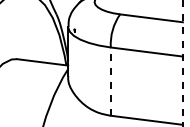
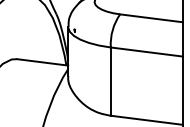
line: dashed -> solid (182, 63)
line: dashed -> solid (110, 81)
